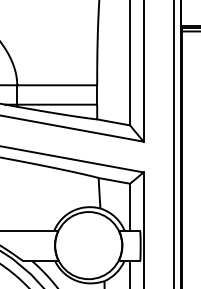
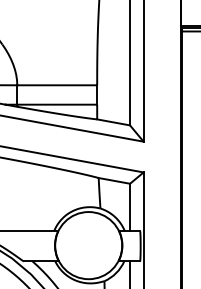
line: present -> none (173, 143)
